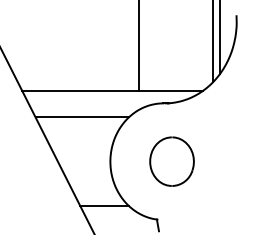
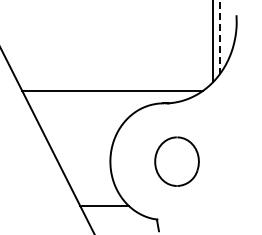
line: solid -> dashed (220, 37)
line: present -> none (138, 46)
line: present -> none (81, 117)
part position: (171, 161) -> (176, 161) (176, 161)
